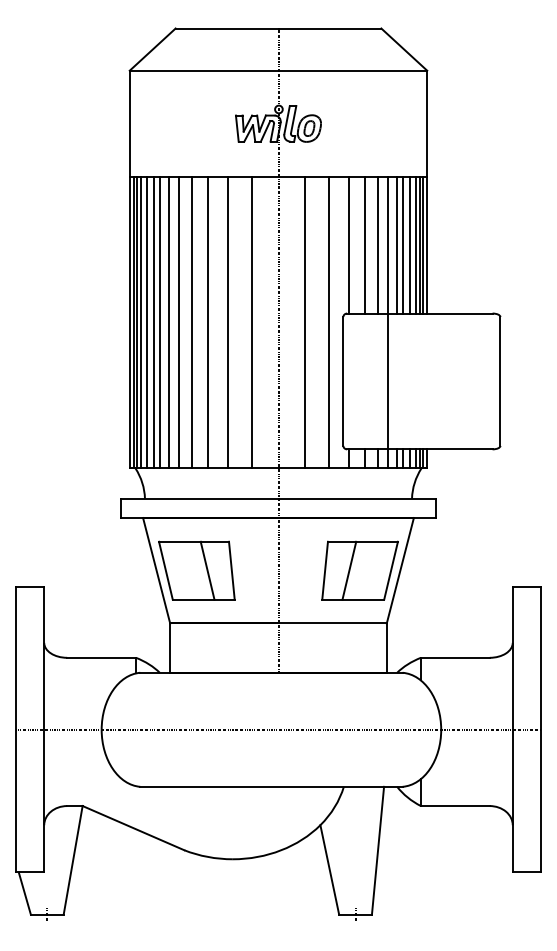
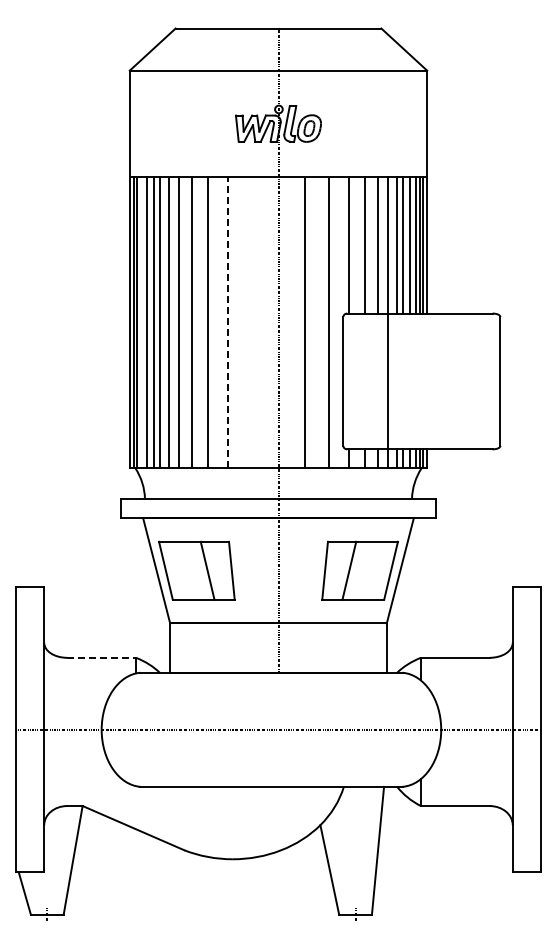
line: present -> none (141, 322)
line: solid -> dashed (228, 322)
line: present -> none (251, 322)
line: solid -> dashed (102, 657)
